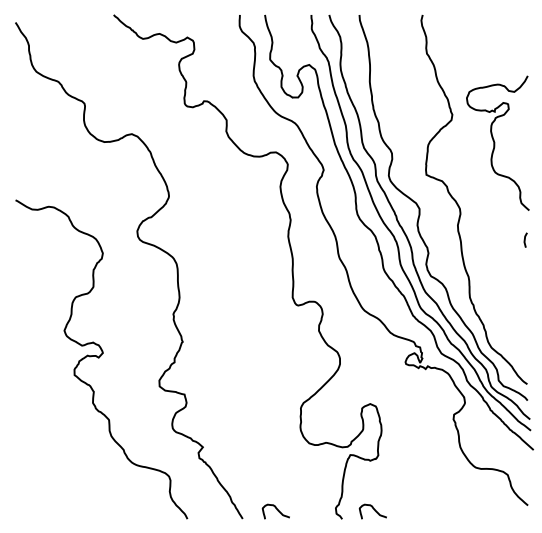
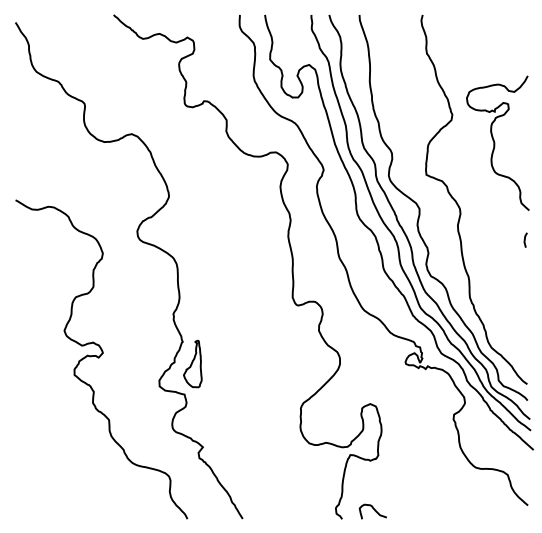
part: none -> present (192, 363)
curve: present -> none (277, 511)
